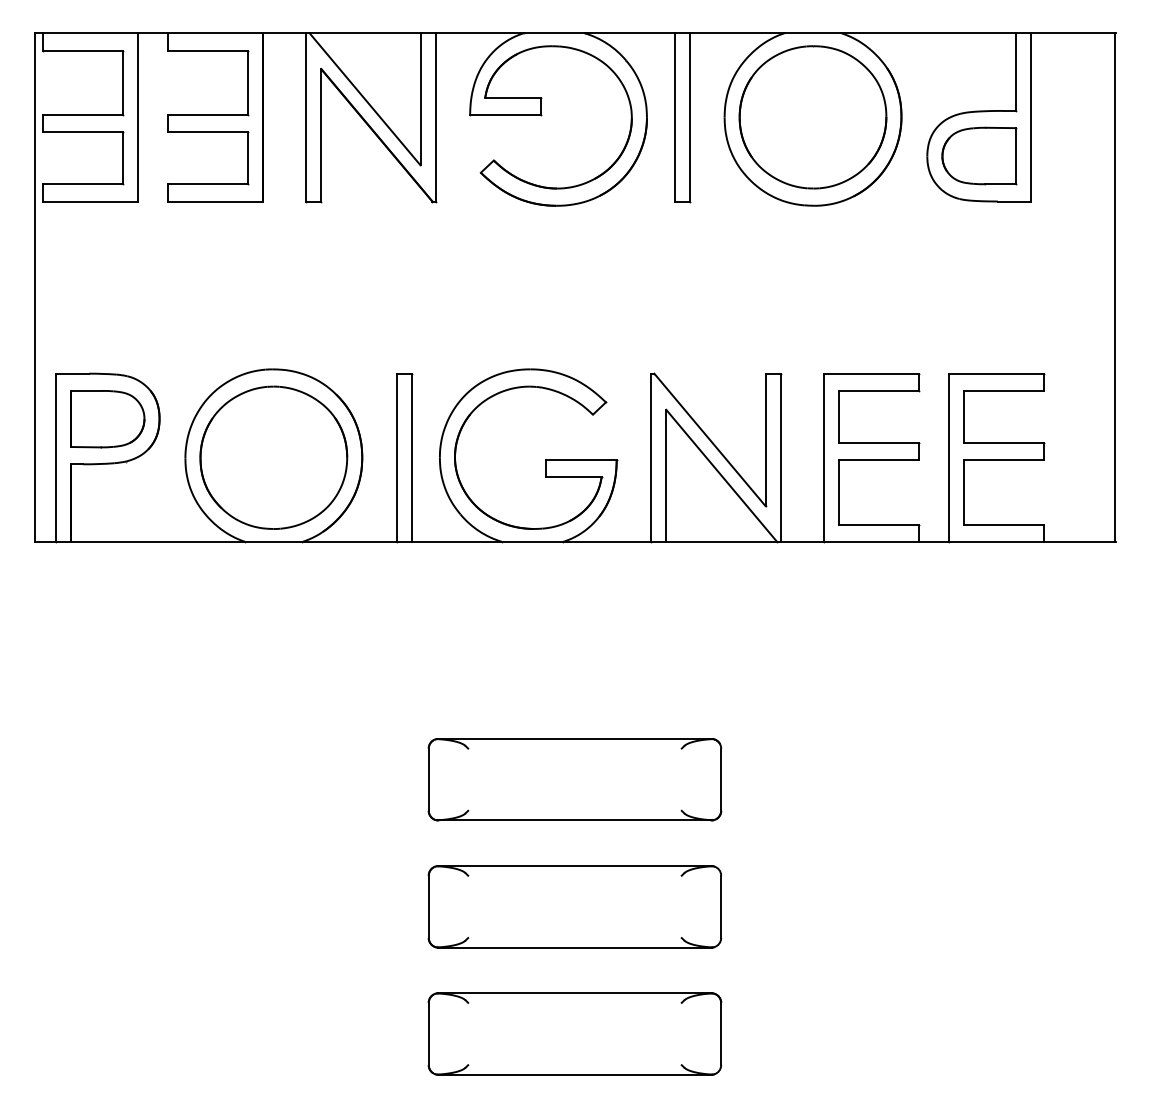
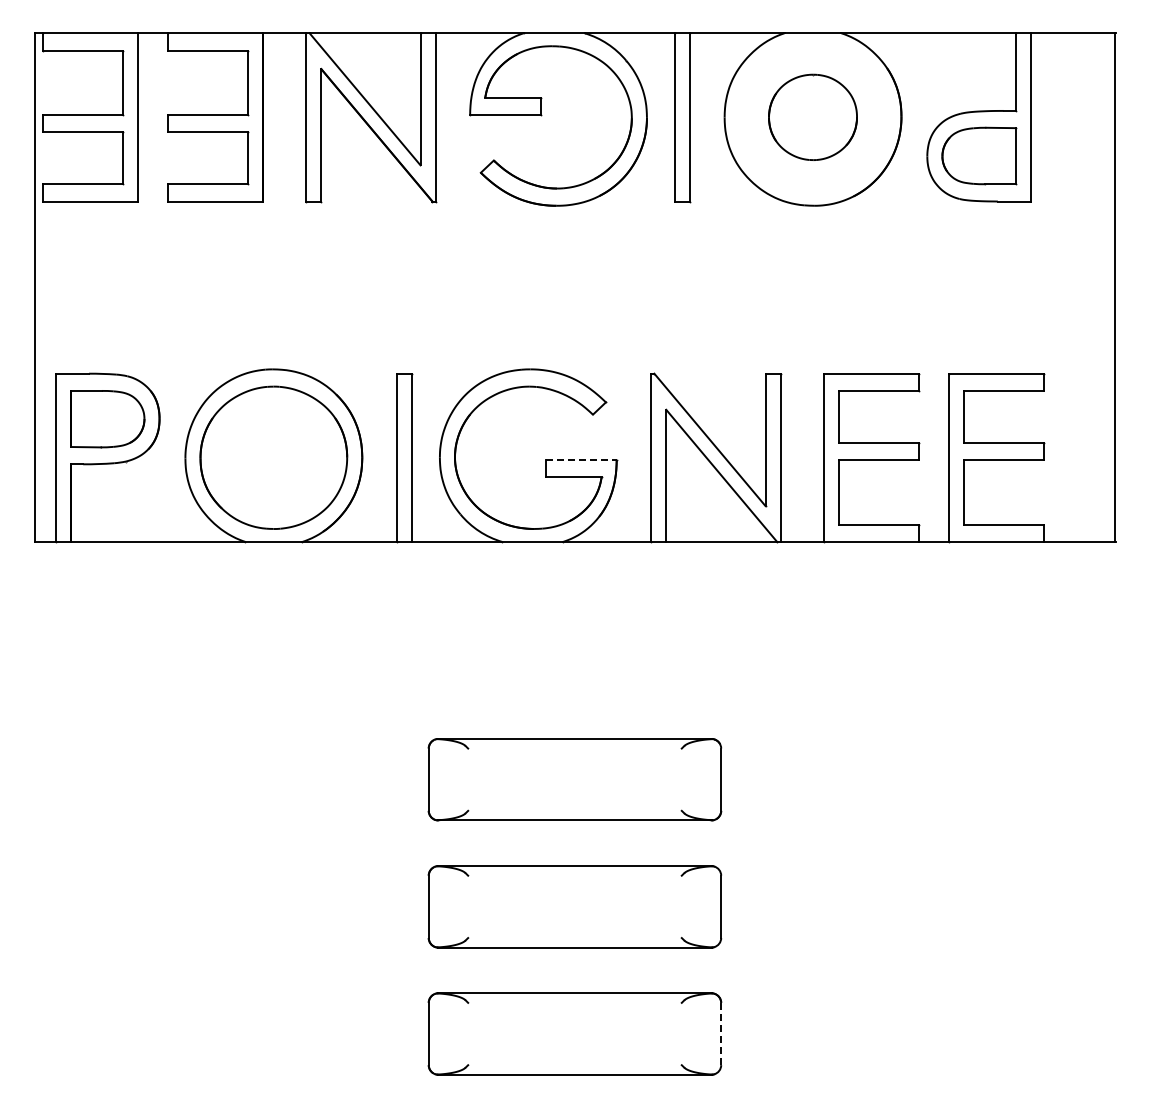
part size: 150x145 px -> 90x88 px (812, 116)
line: solid -> dashed (581, 459)
line: solid -> dashed (721, 1033)
